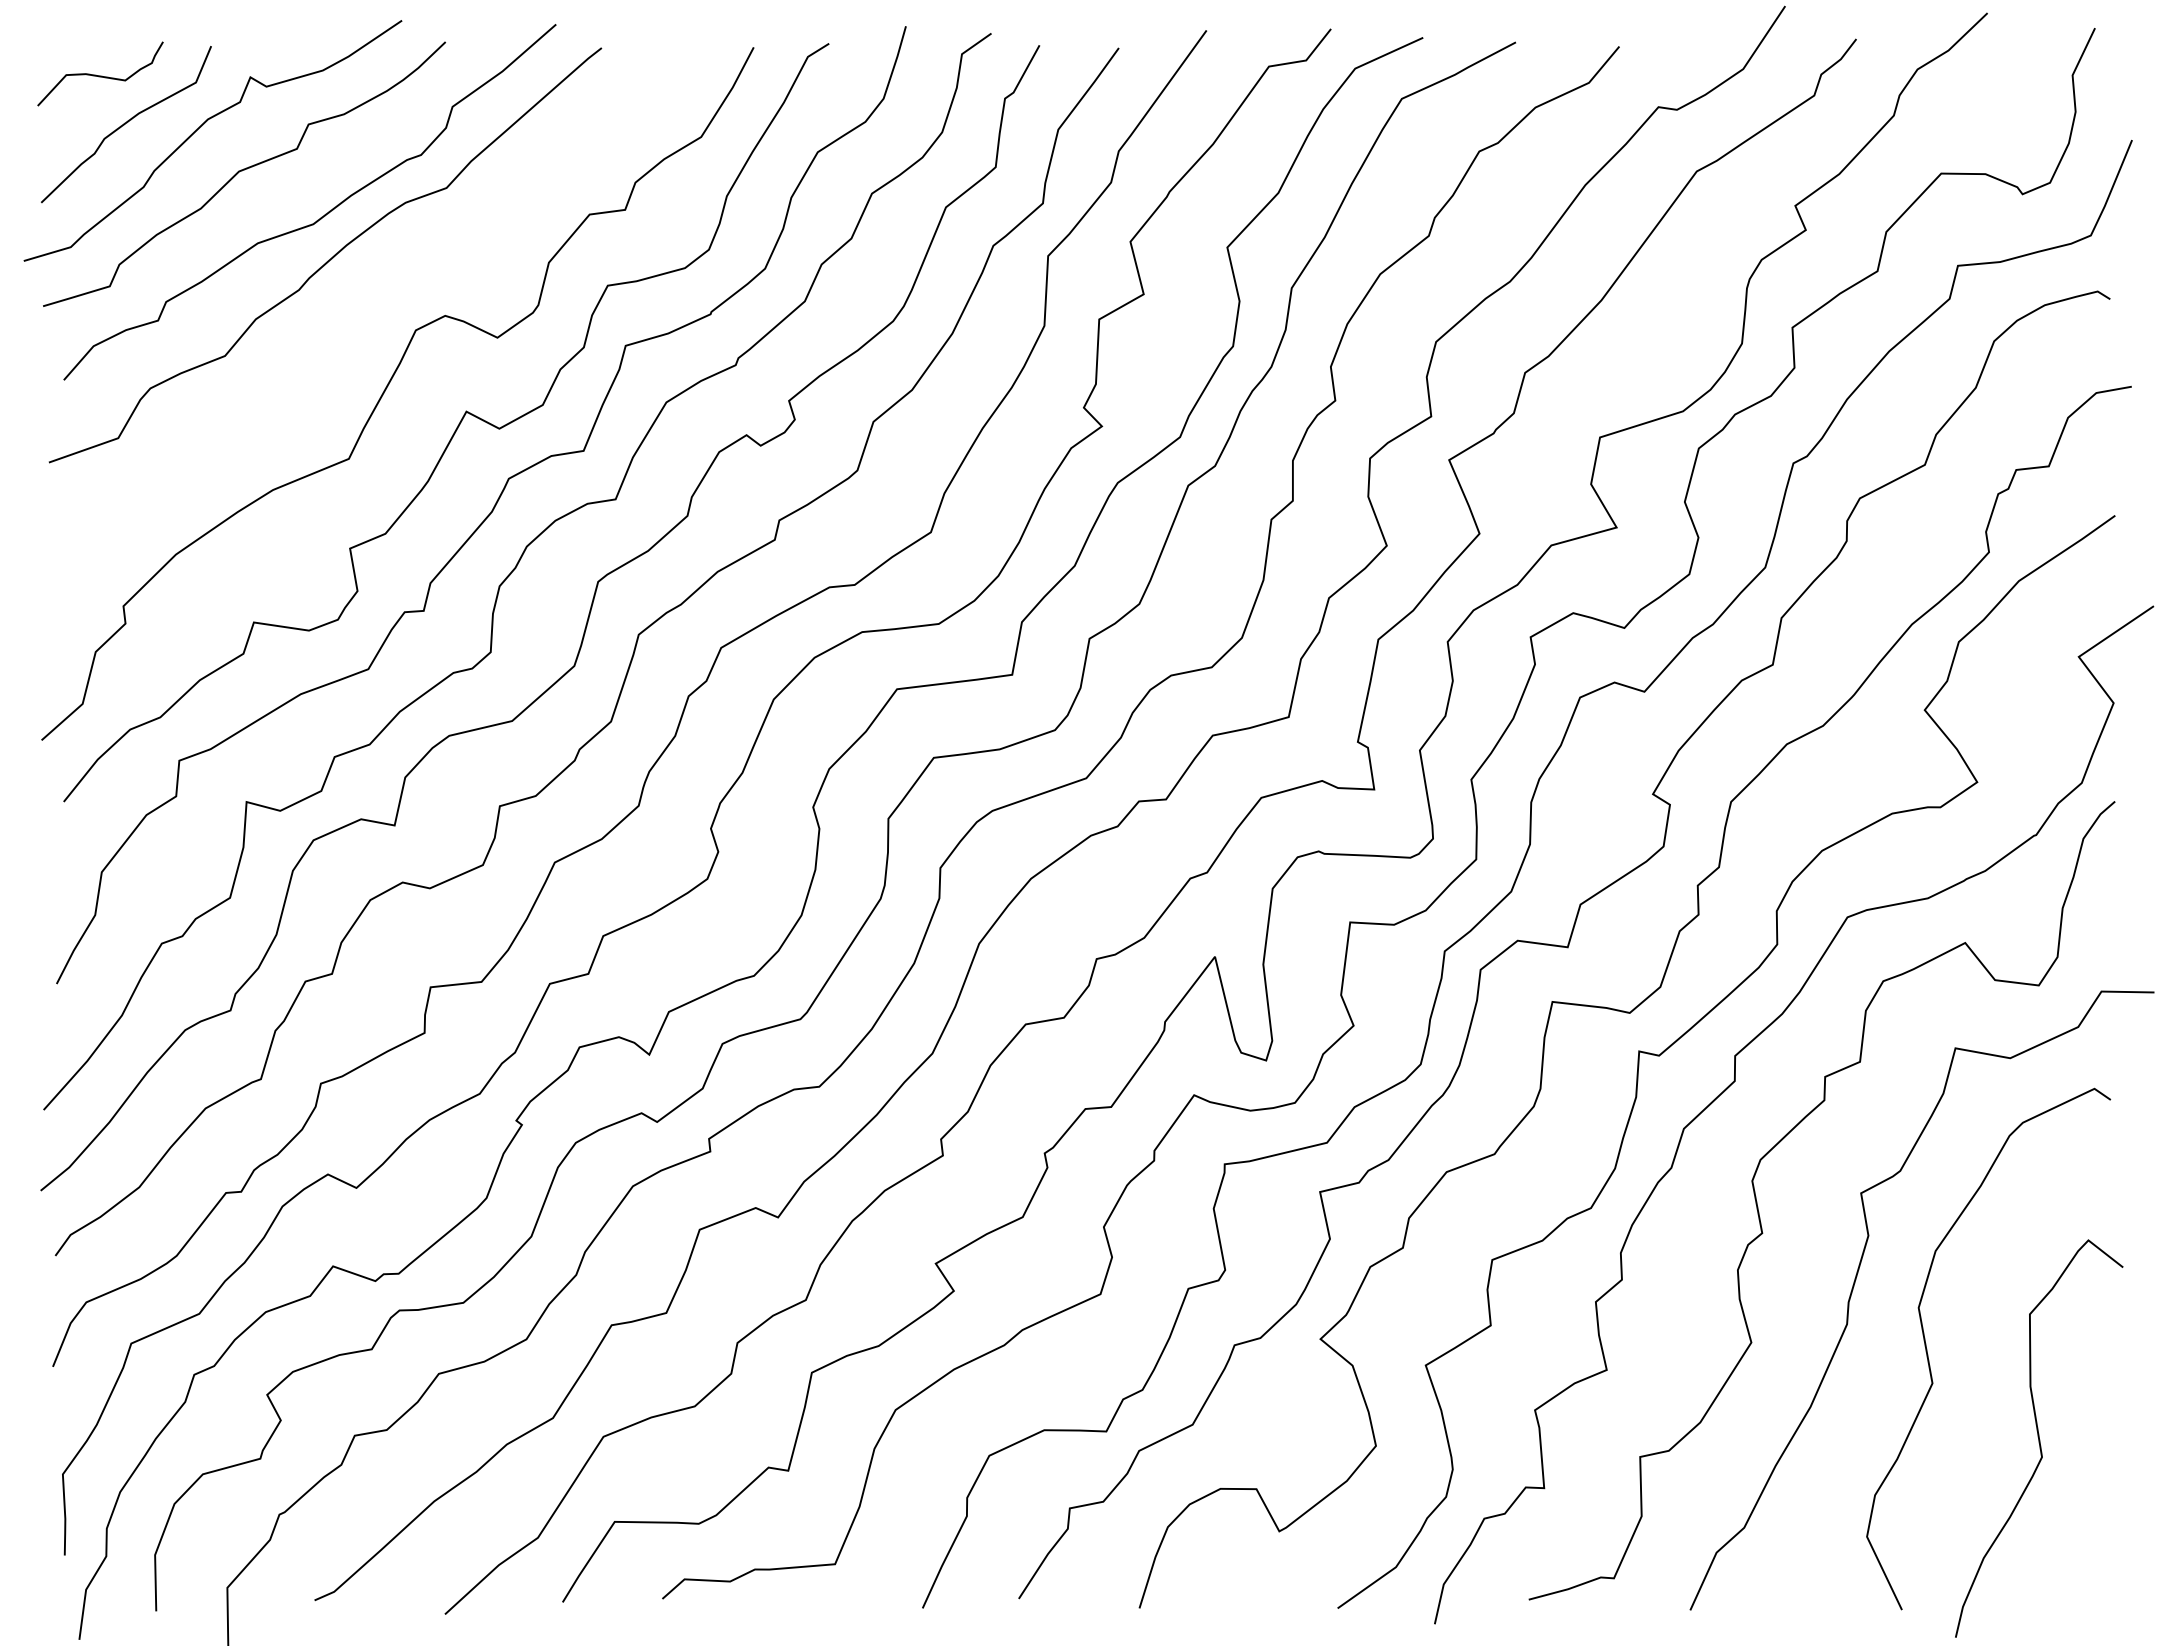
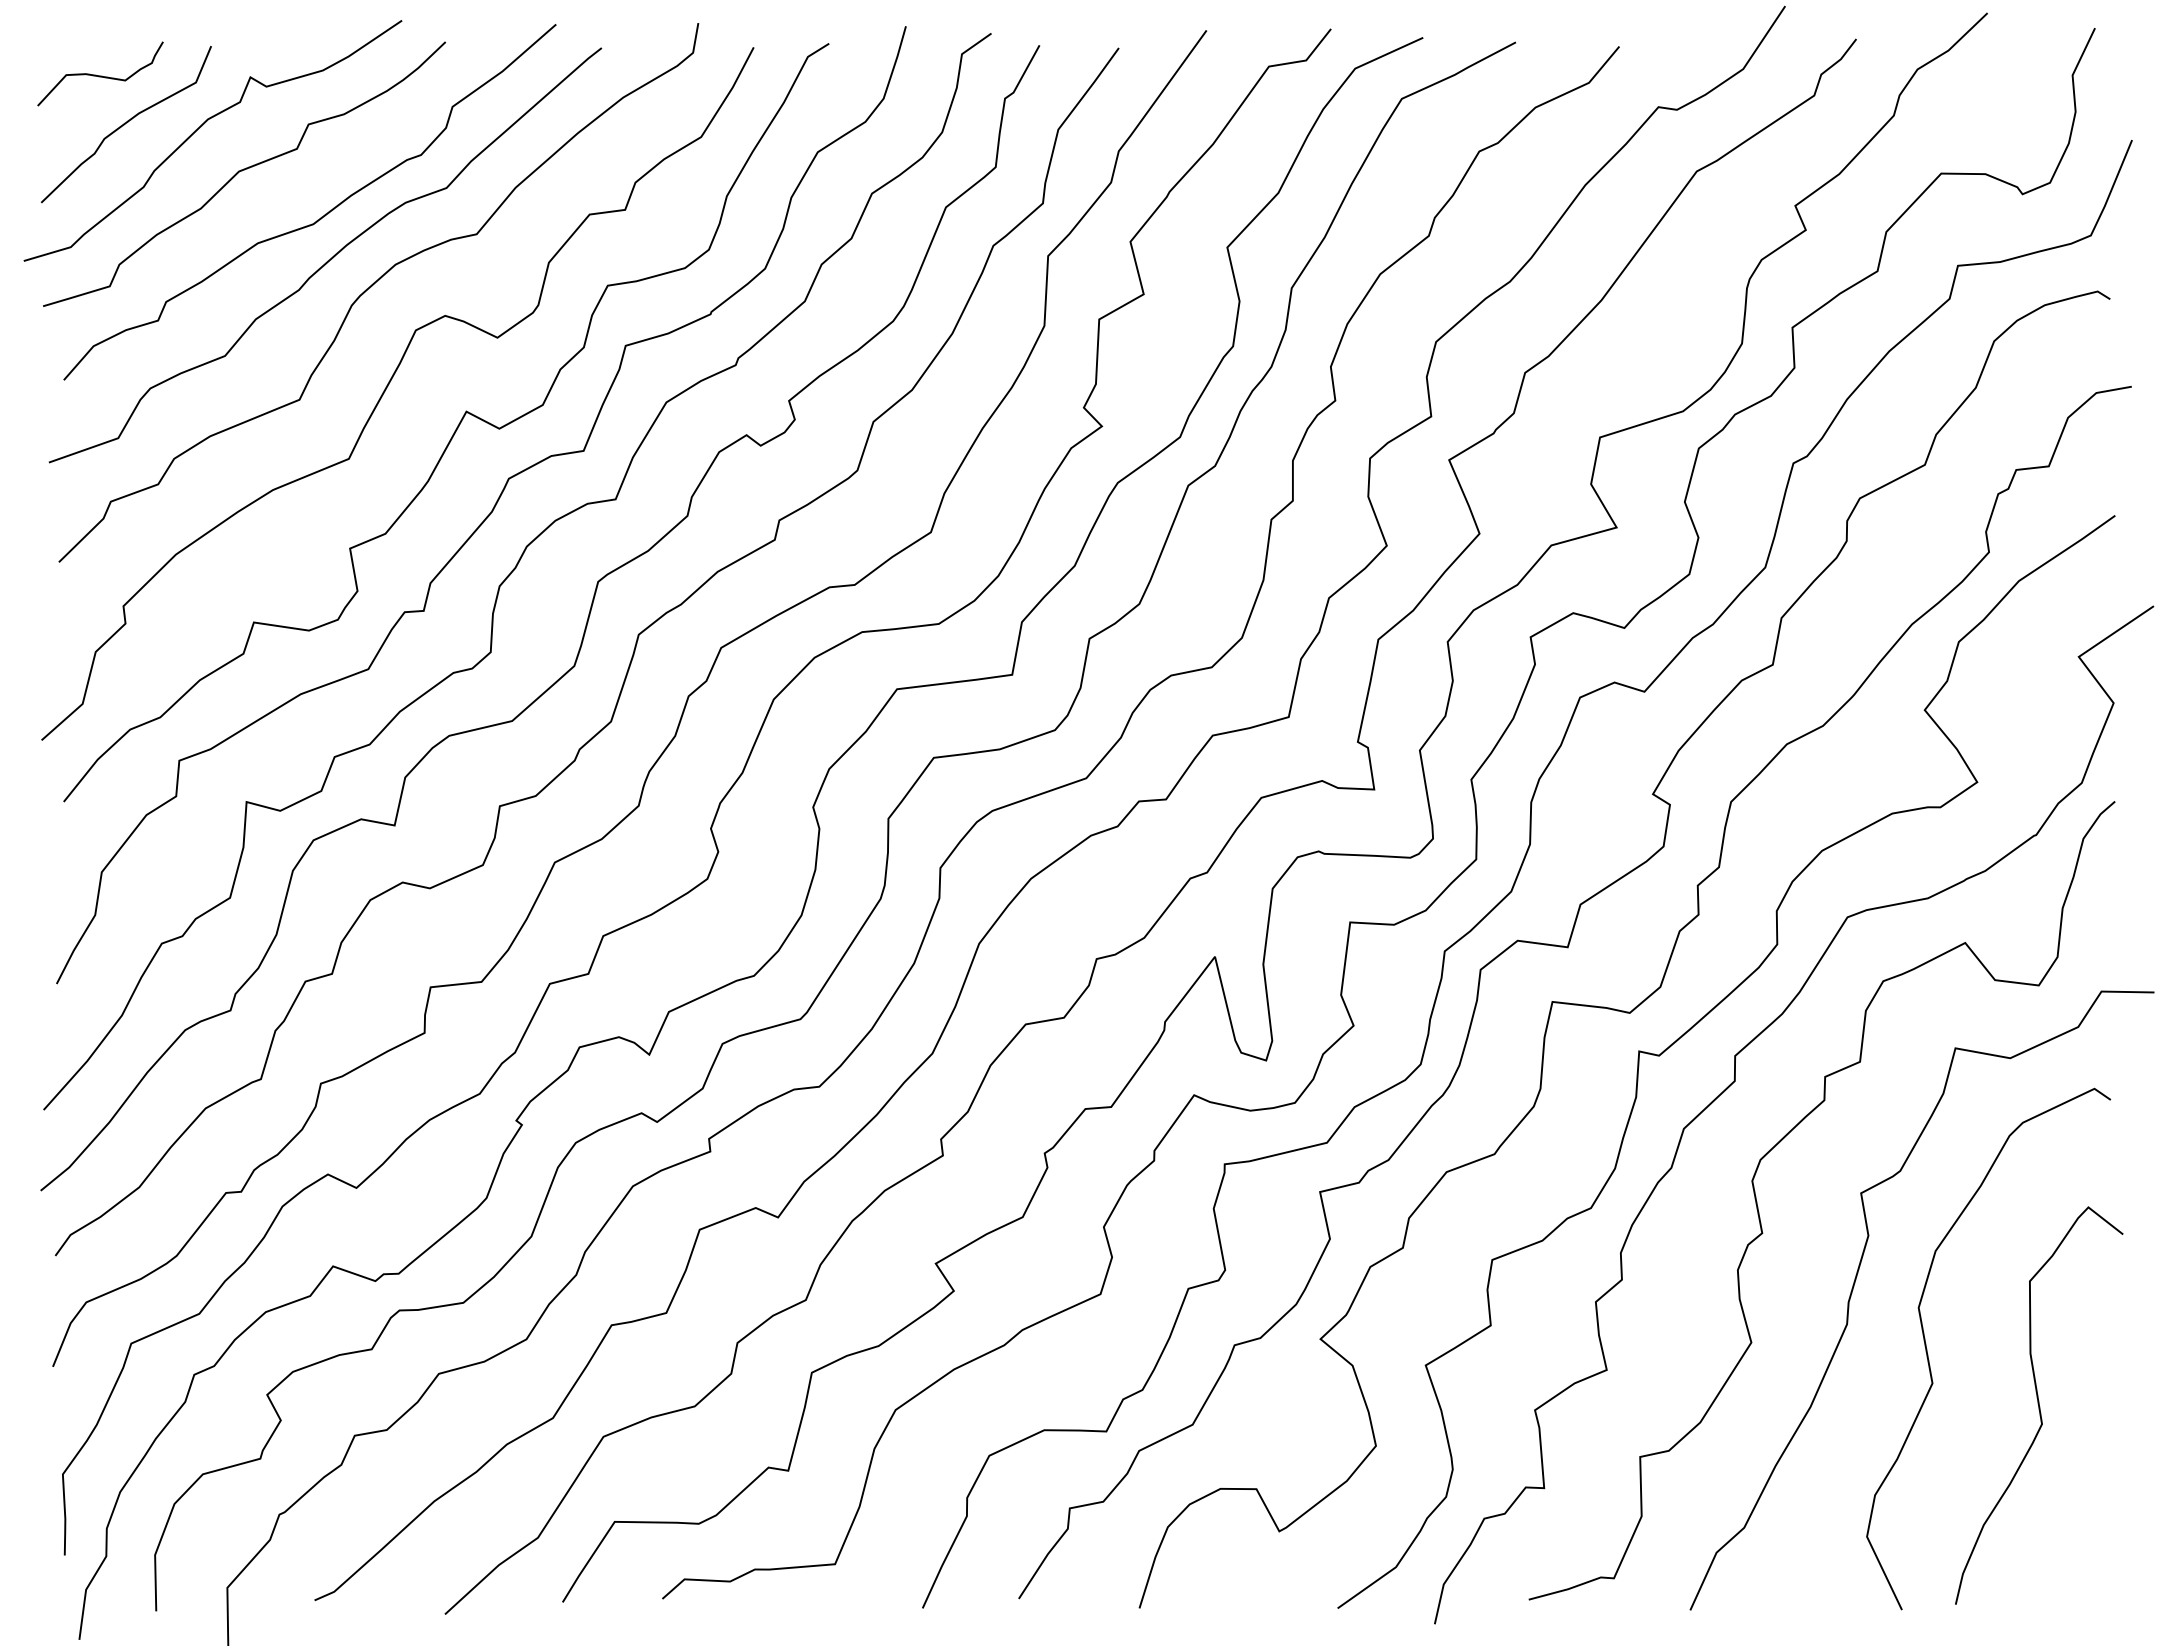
curve: none -> present (372, 286)
curve position: (2039, 1438) -> (2039, 1405) (2039, 1405)
